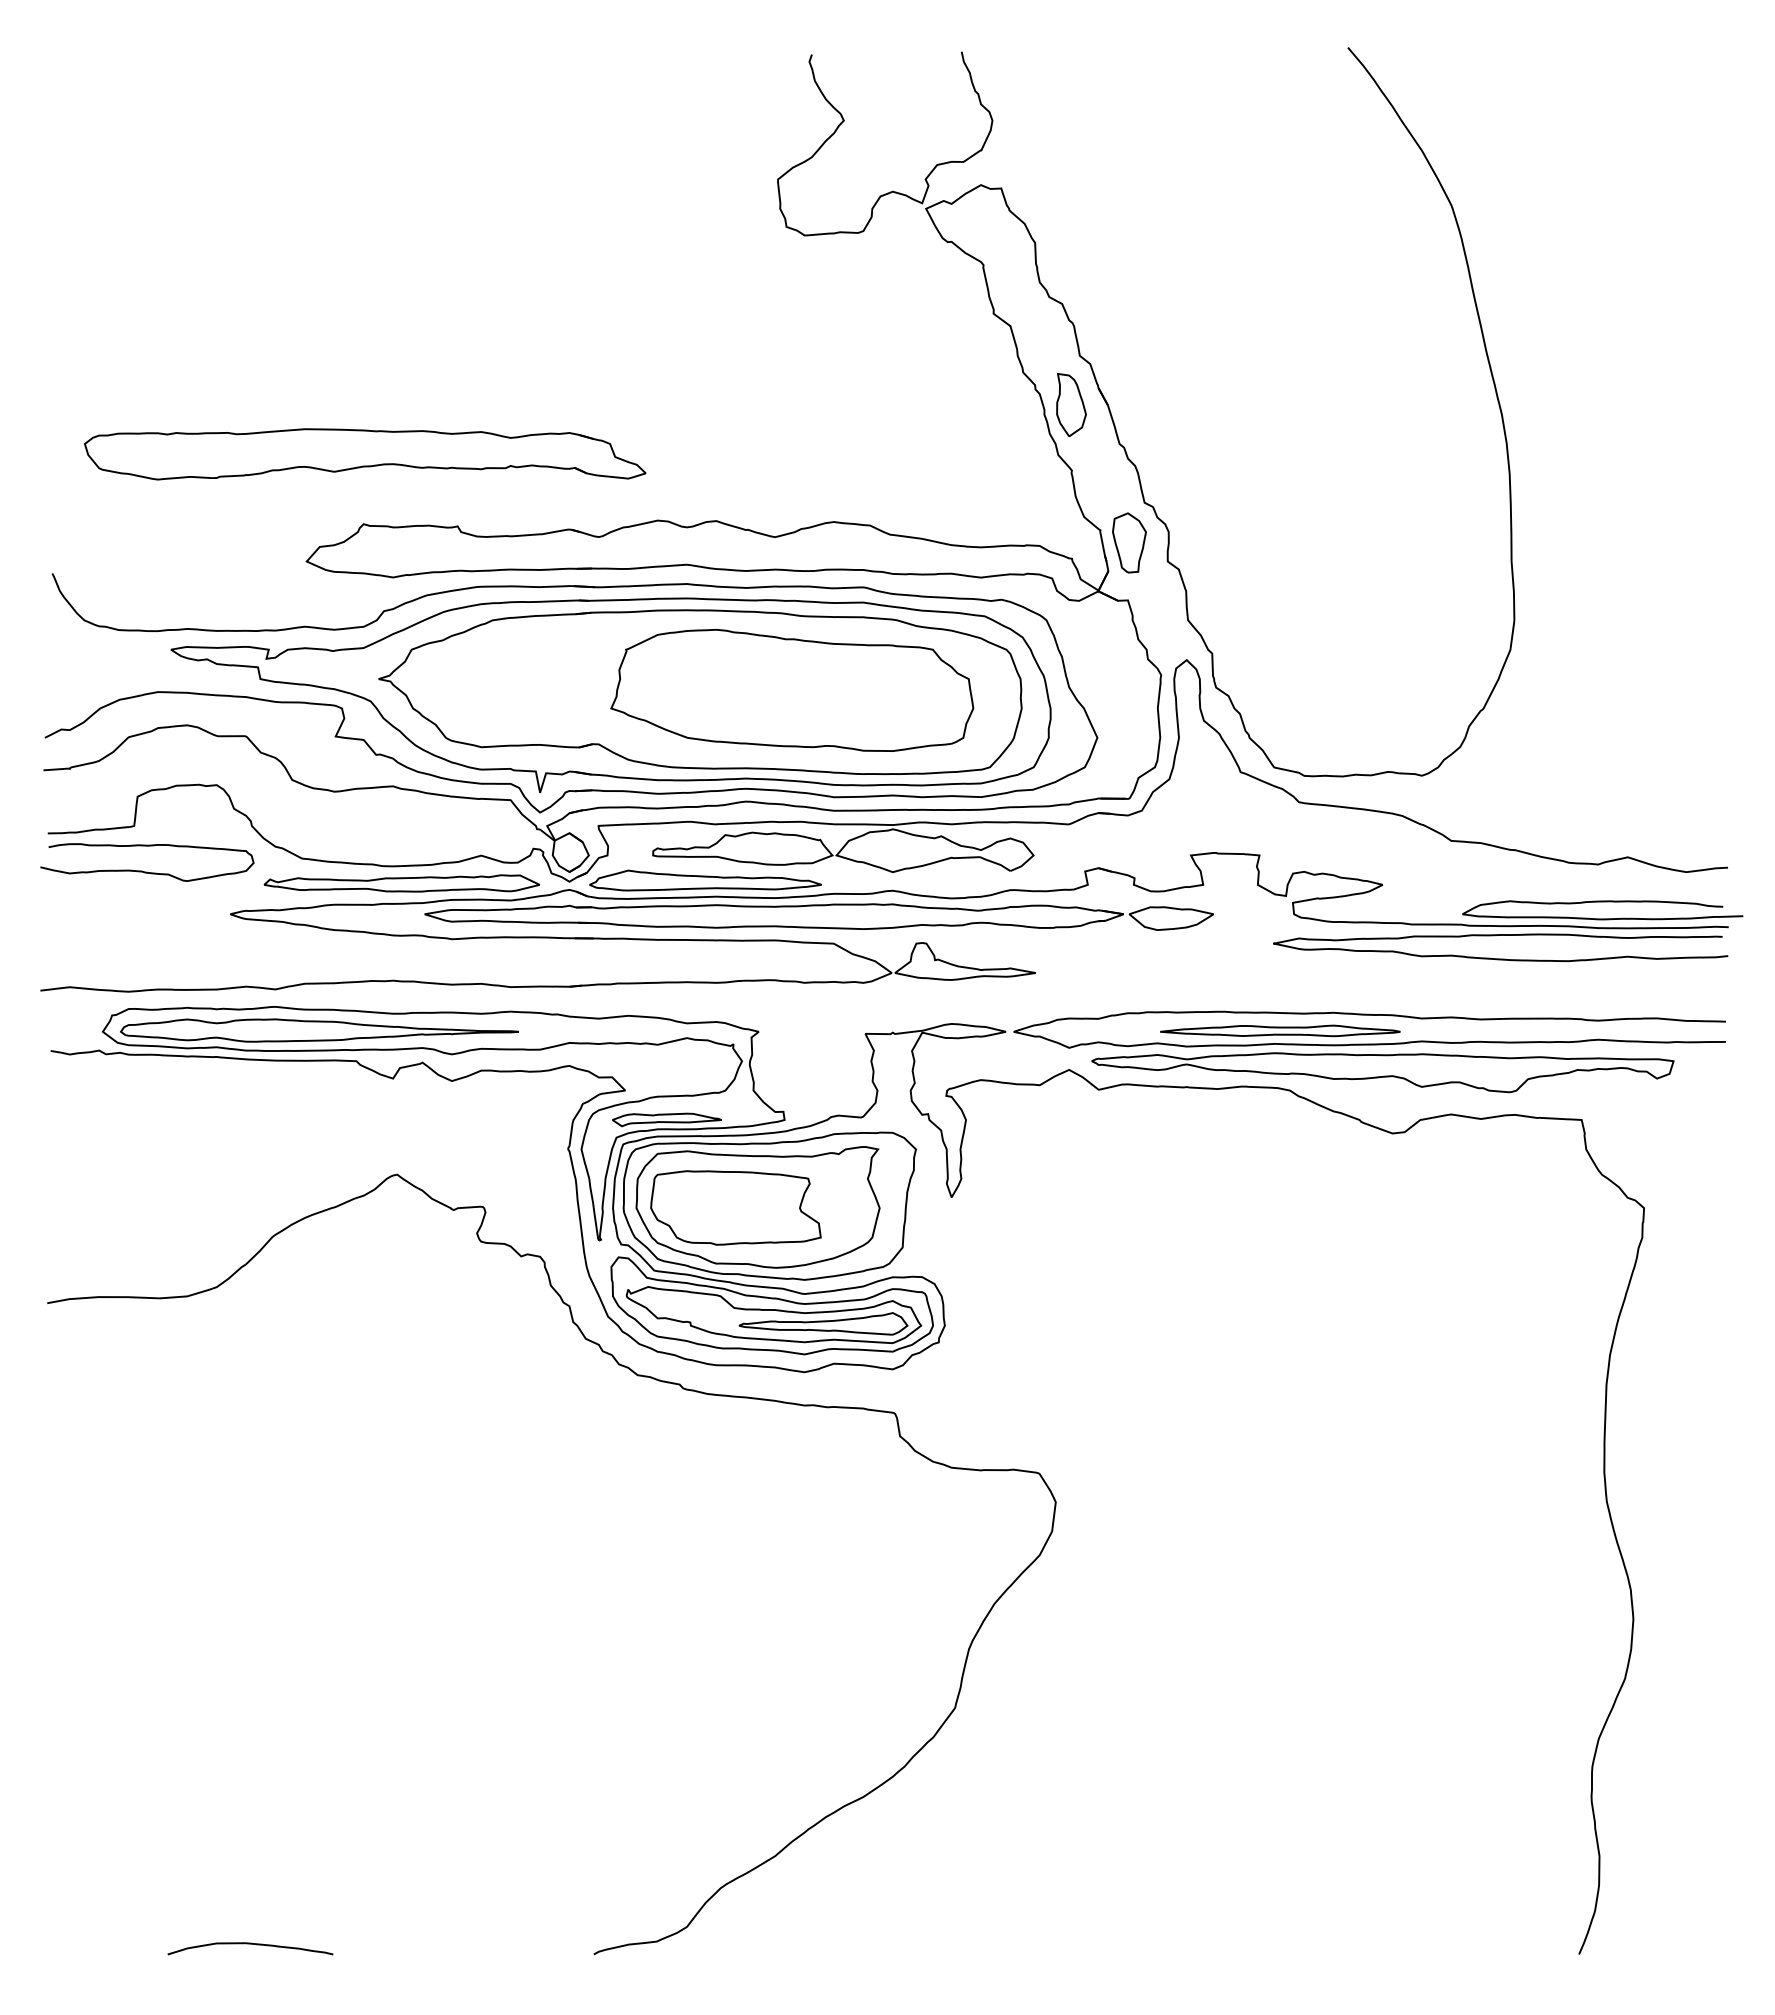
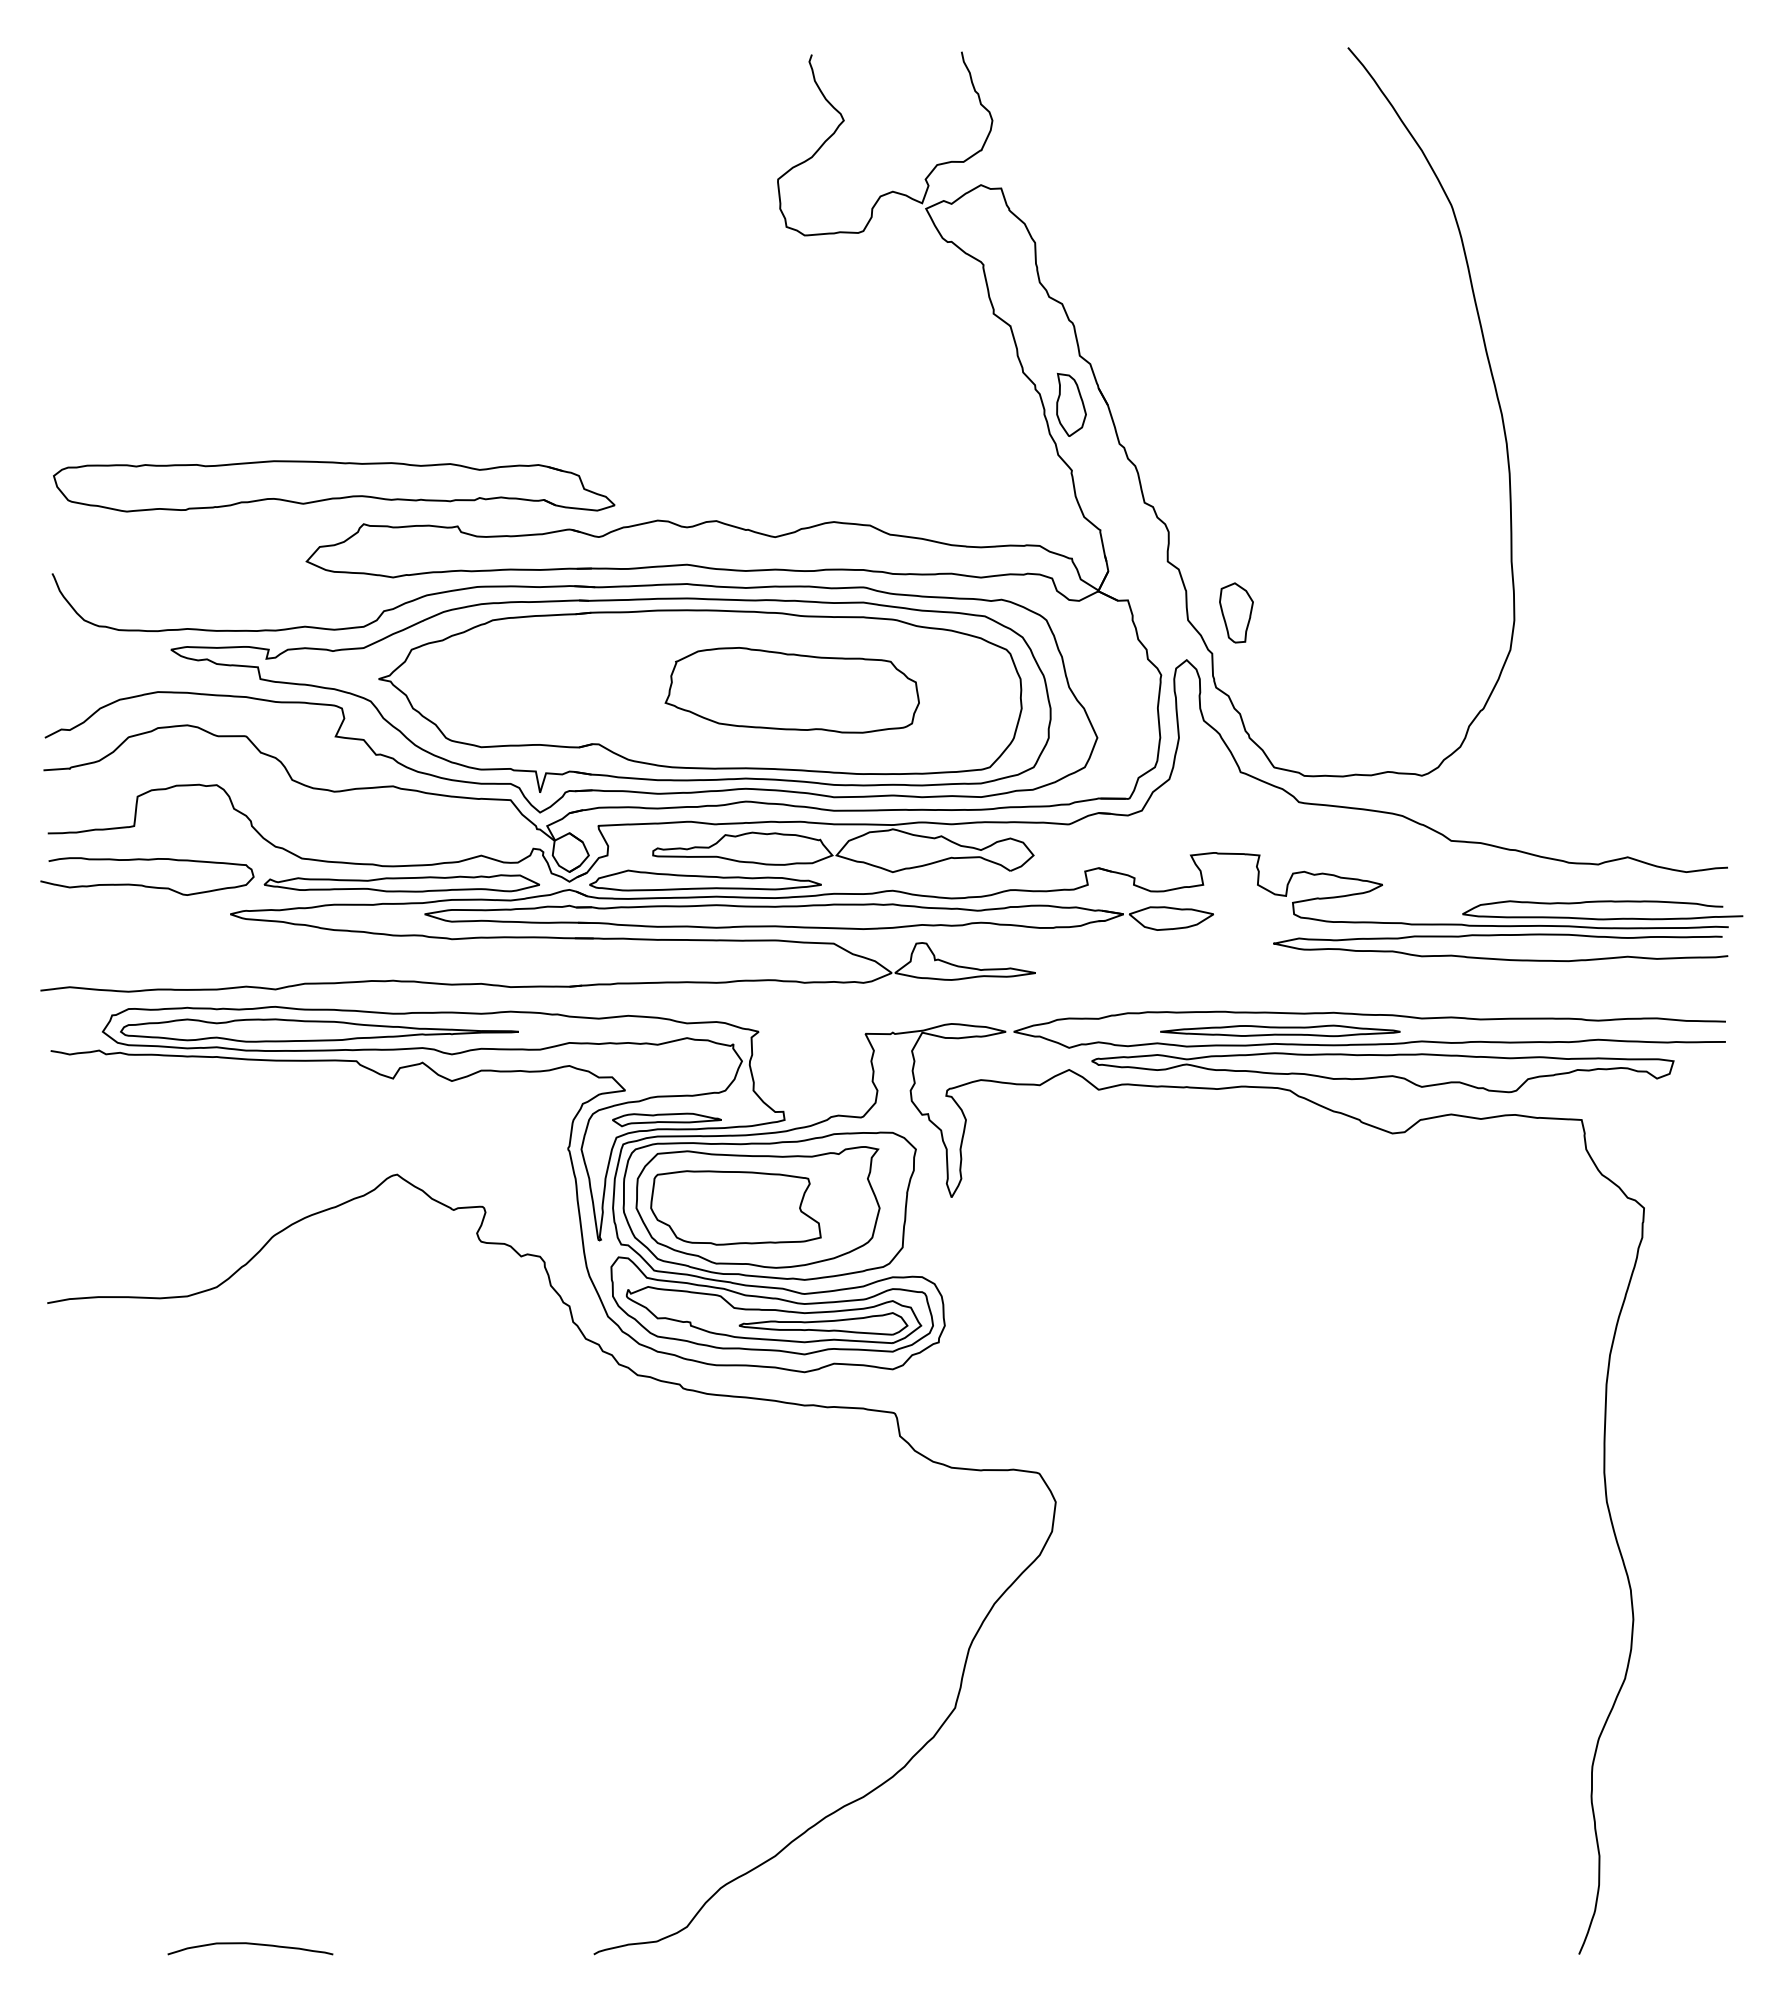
part position: (365, 454) -> (334, 486) (334, 486)
part position: (1129, 542) -> (1236, 612) (1236, 612)
part size: 365x124 px -> 256x87 px (791, 690)
curve position: (147, 871) -> (147, 885) (147, 885)
